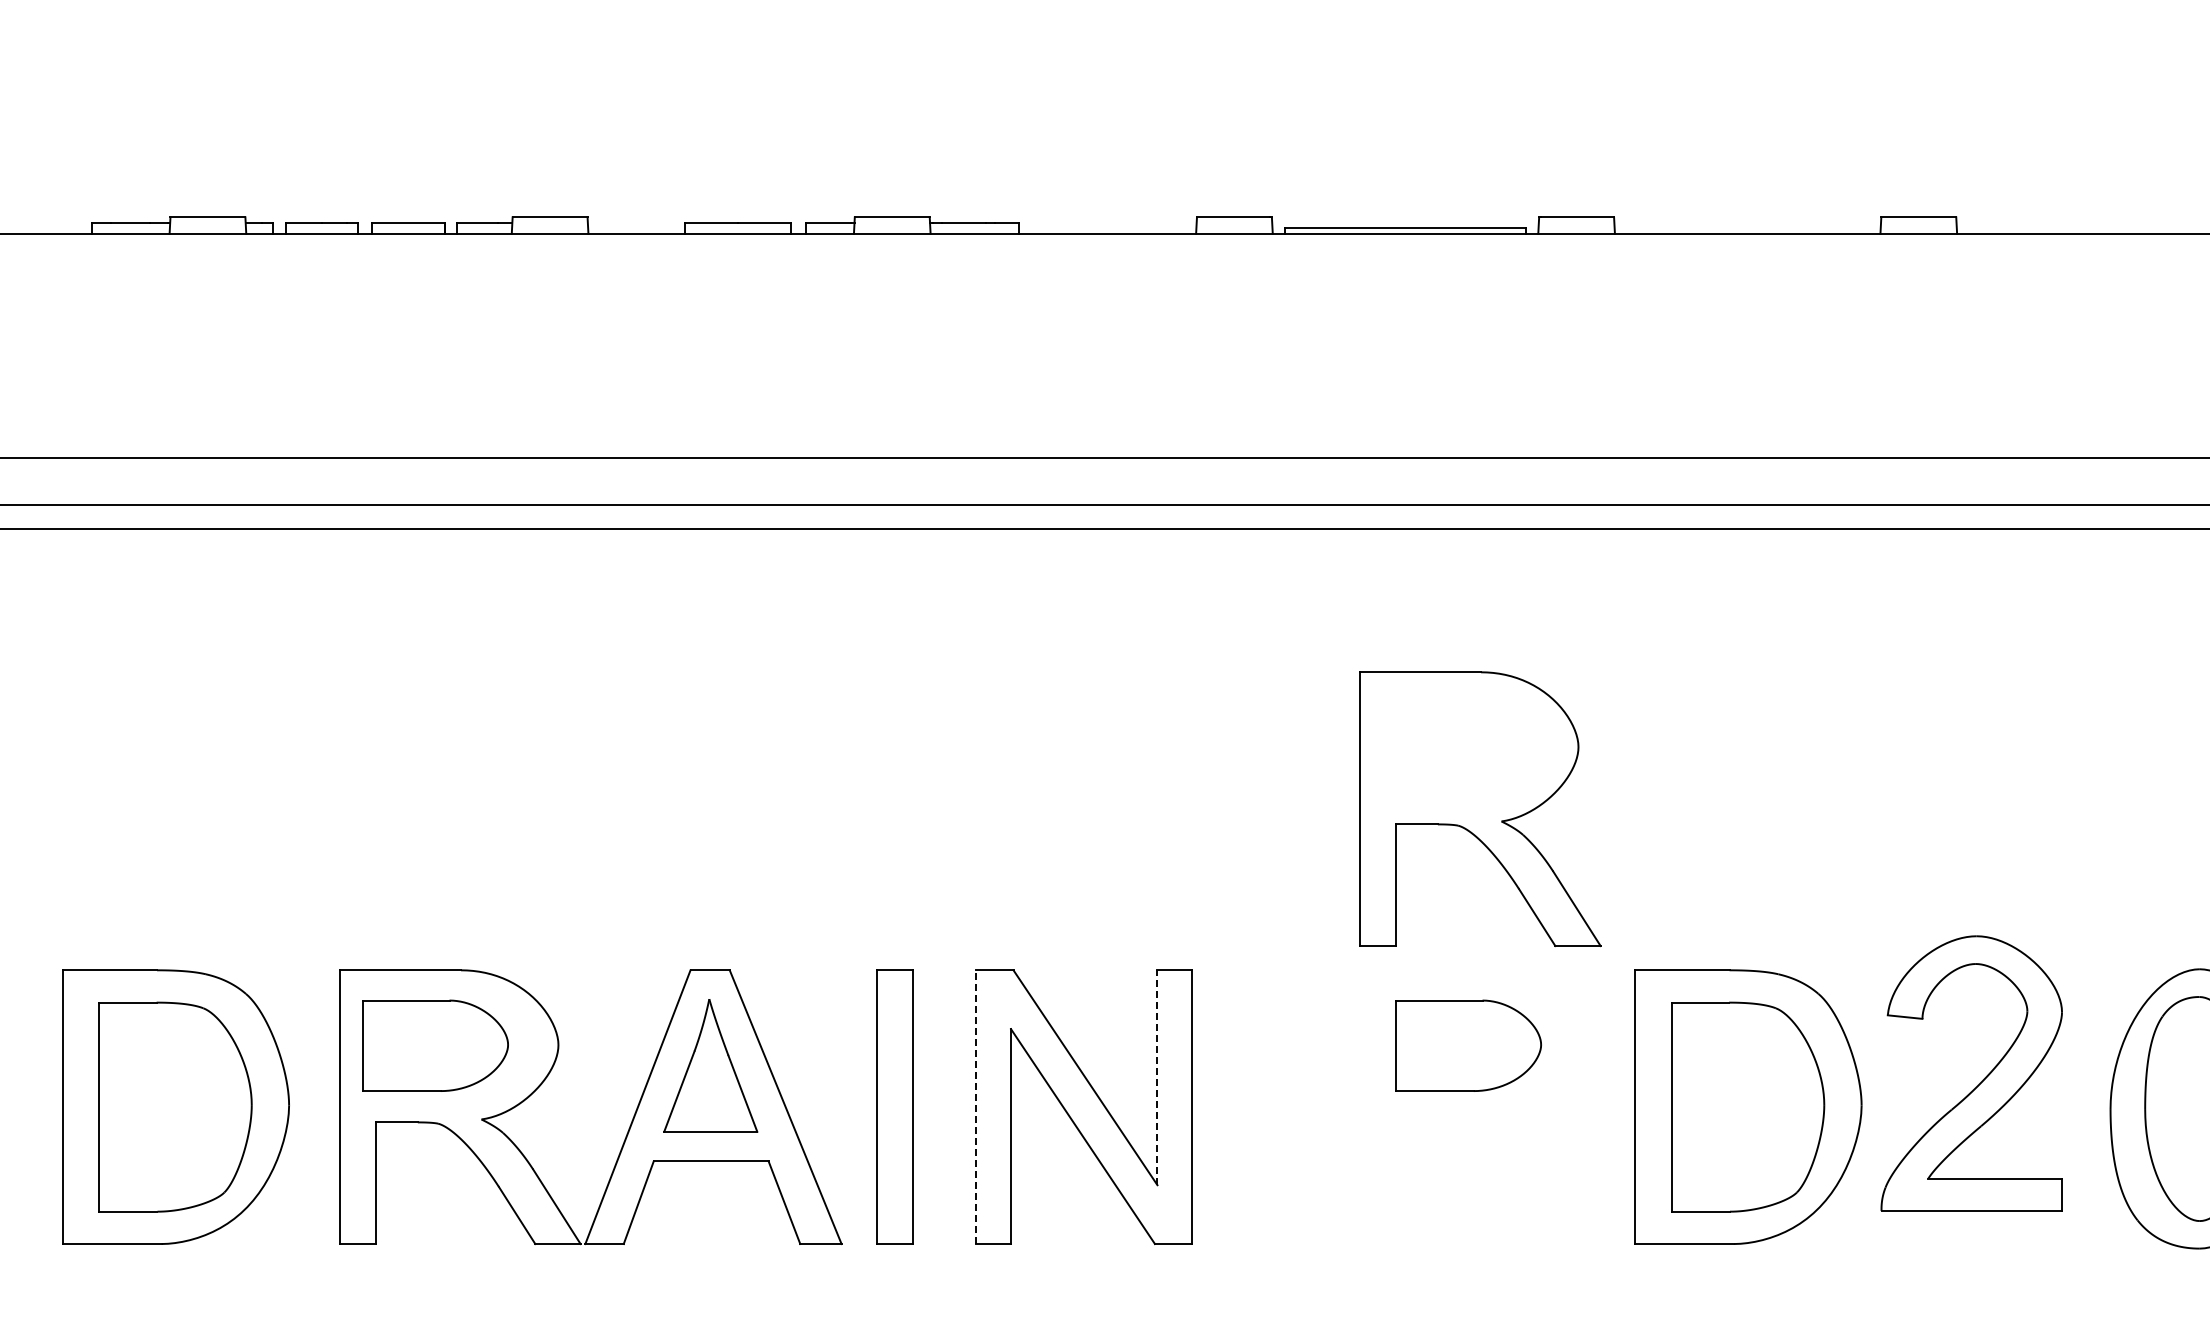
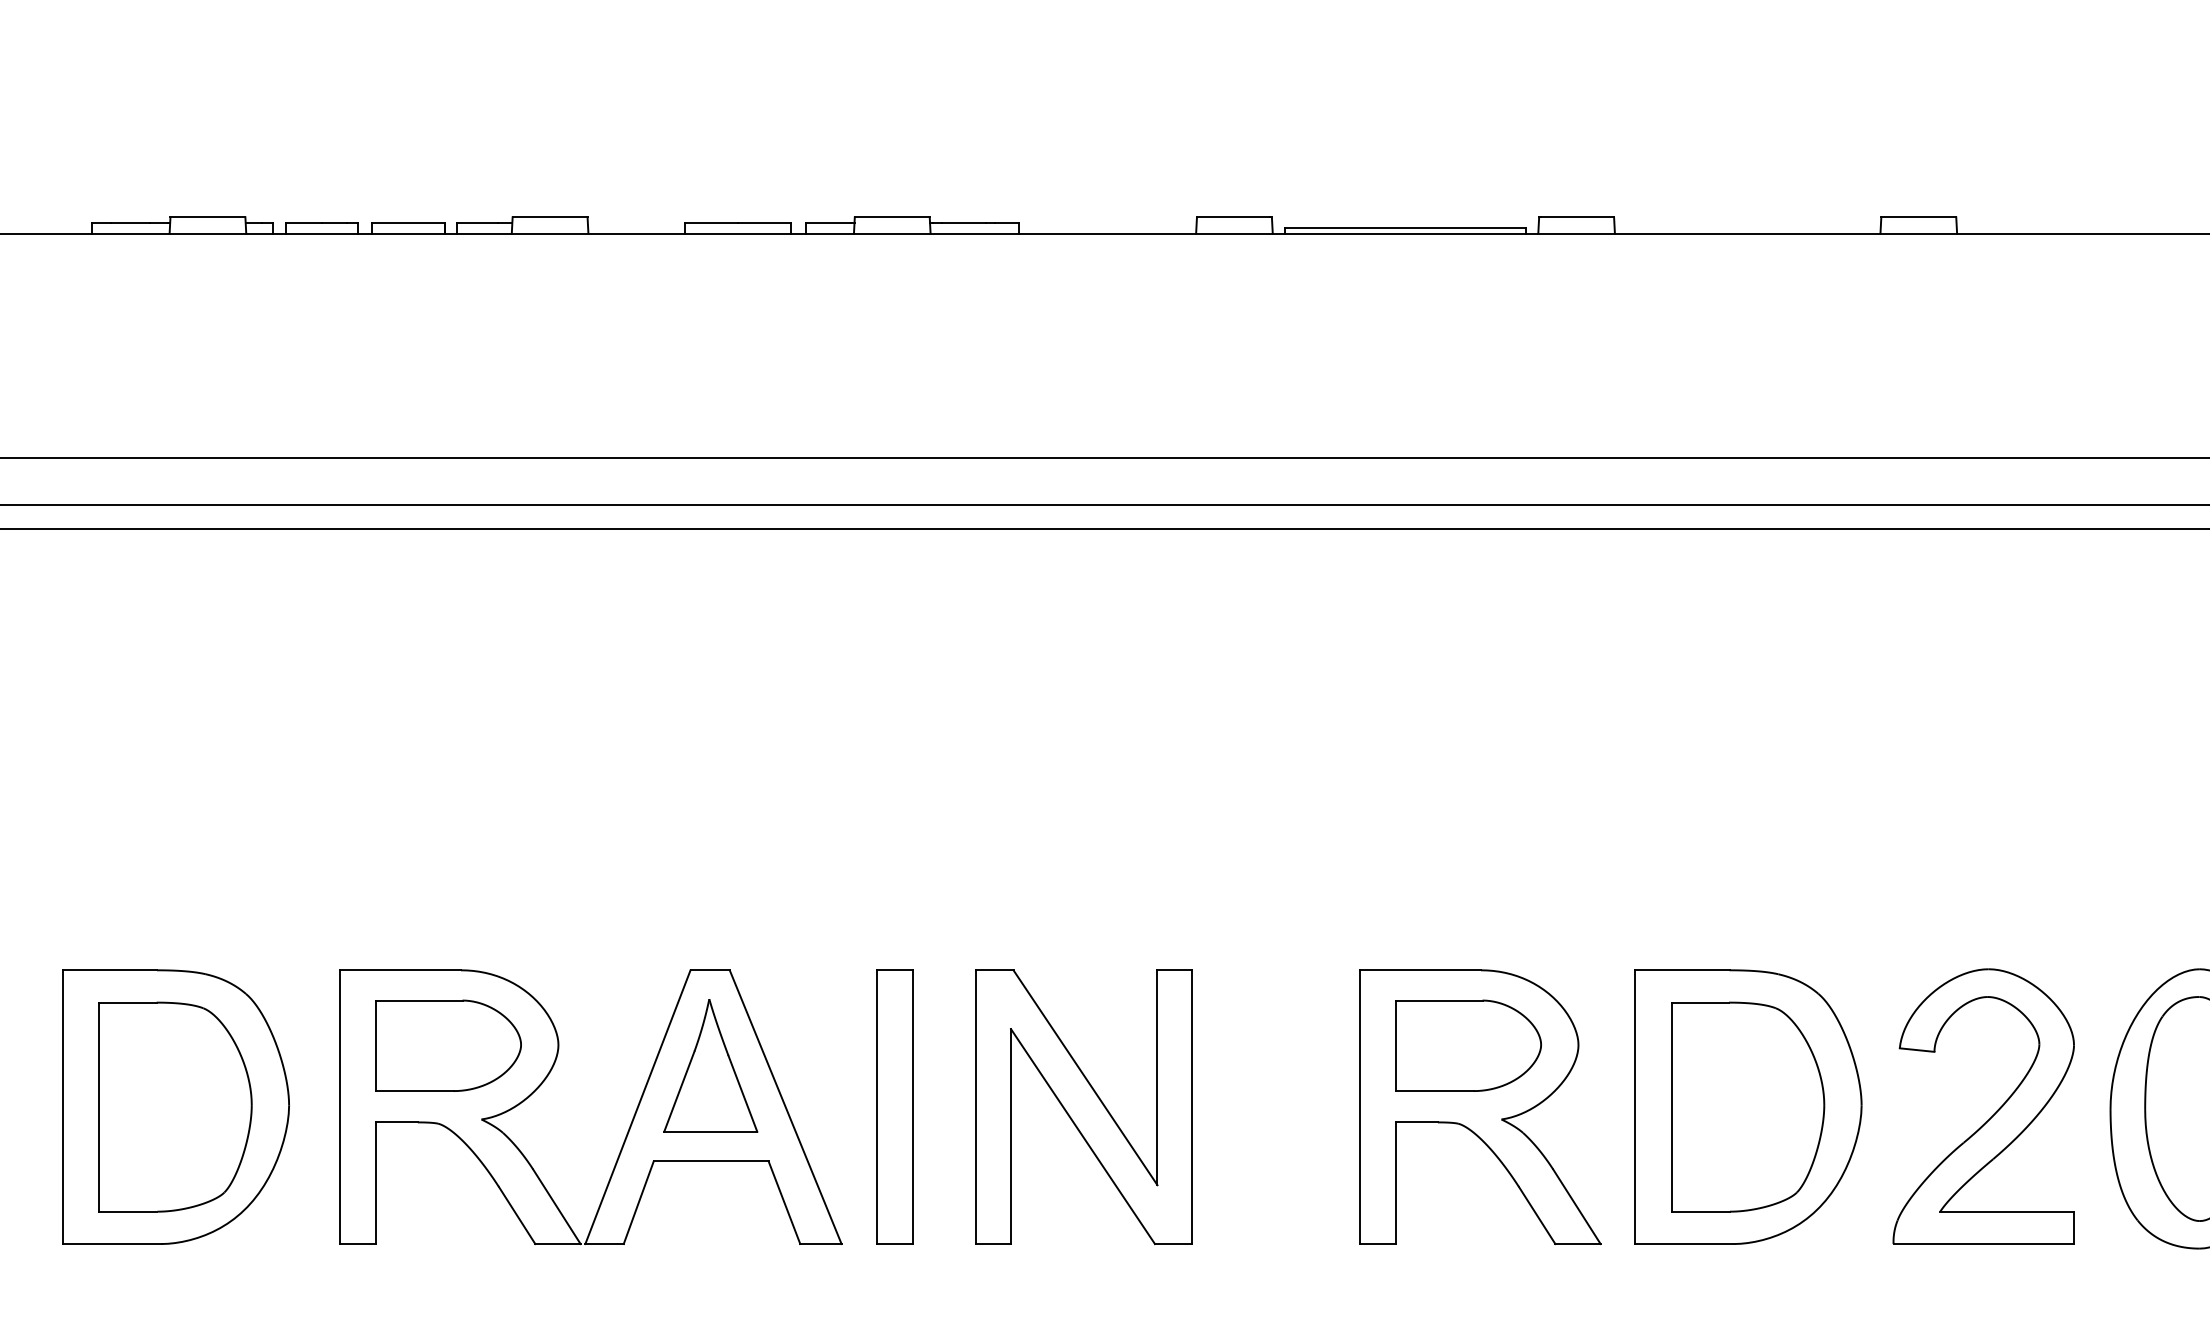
part position: (1480, 809) -> (1480, 1107) (1480, 1107)
part position: (435, 1045) -> (448, 1045) (448, 1045)
line: dashed -> solid (1157, 1077)
part position: (1982, 1079) -> (1994, 1112) (1994, 1112)
line: dashed -> solid (976, 1107)
